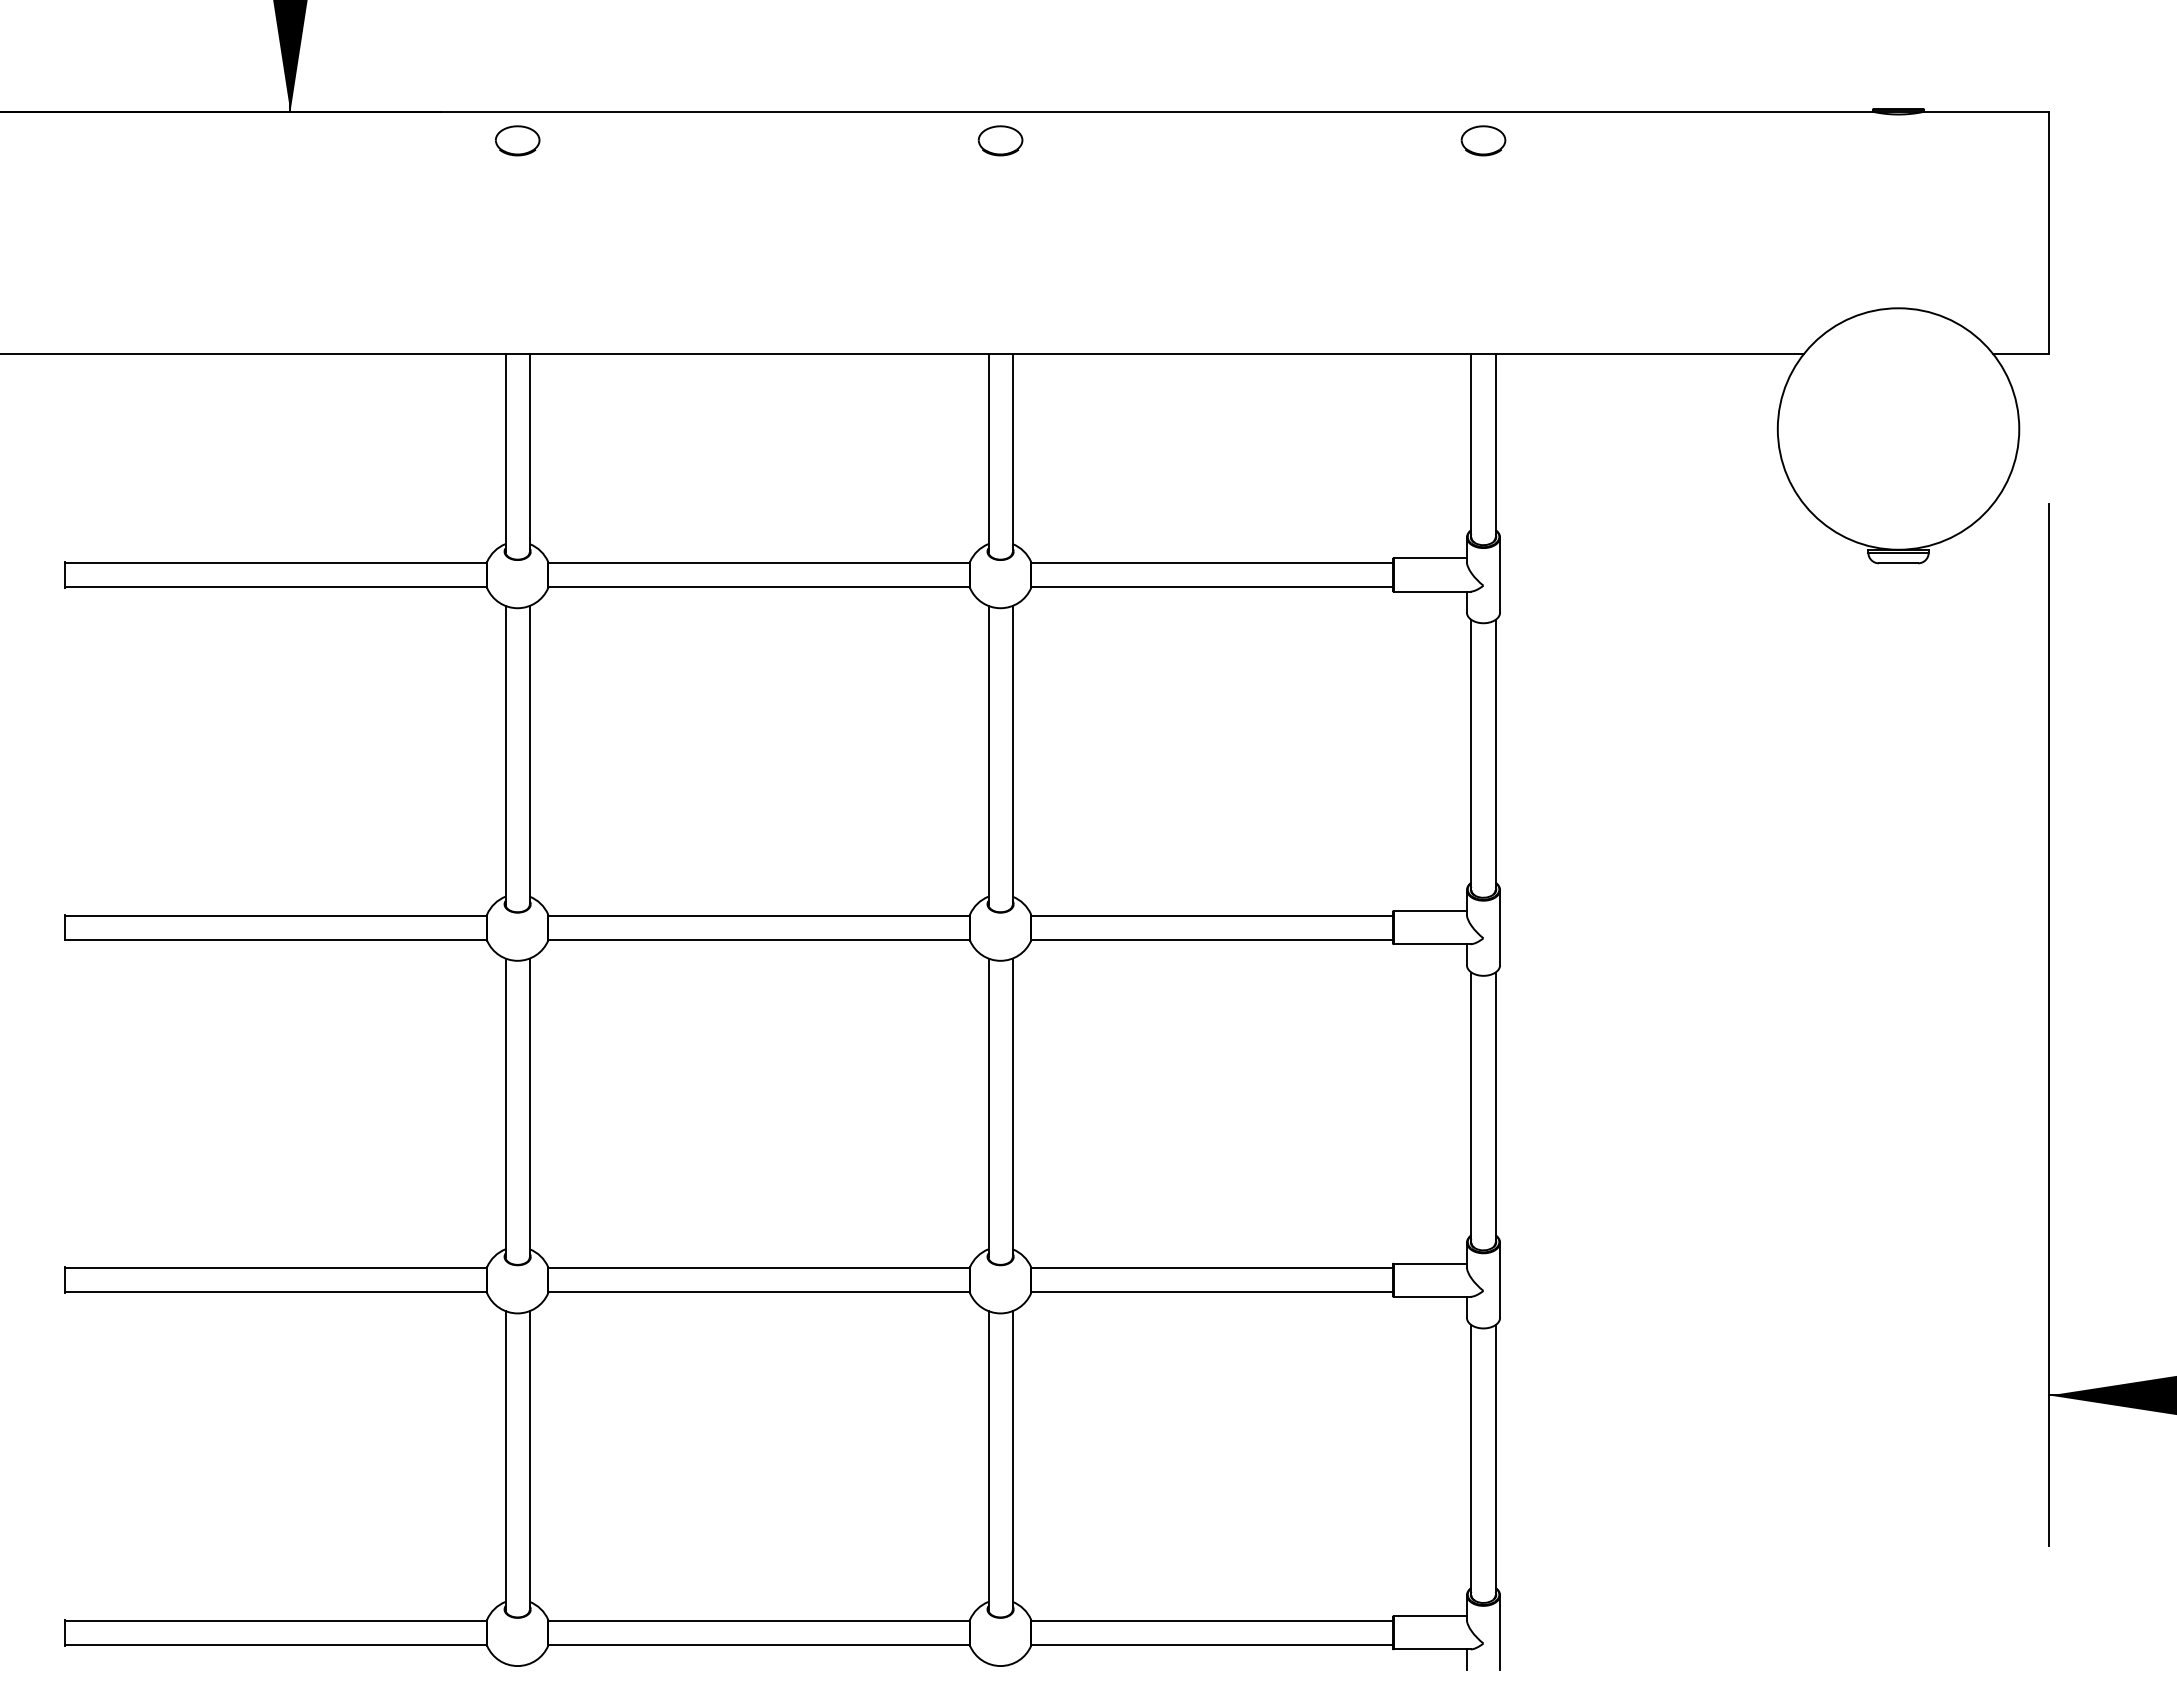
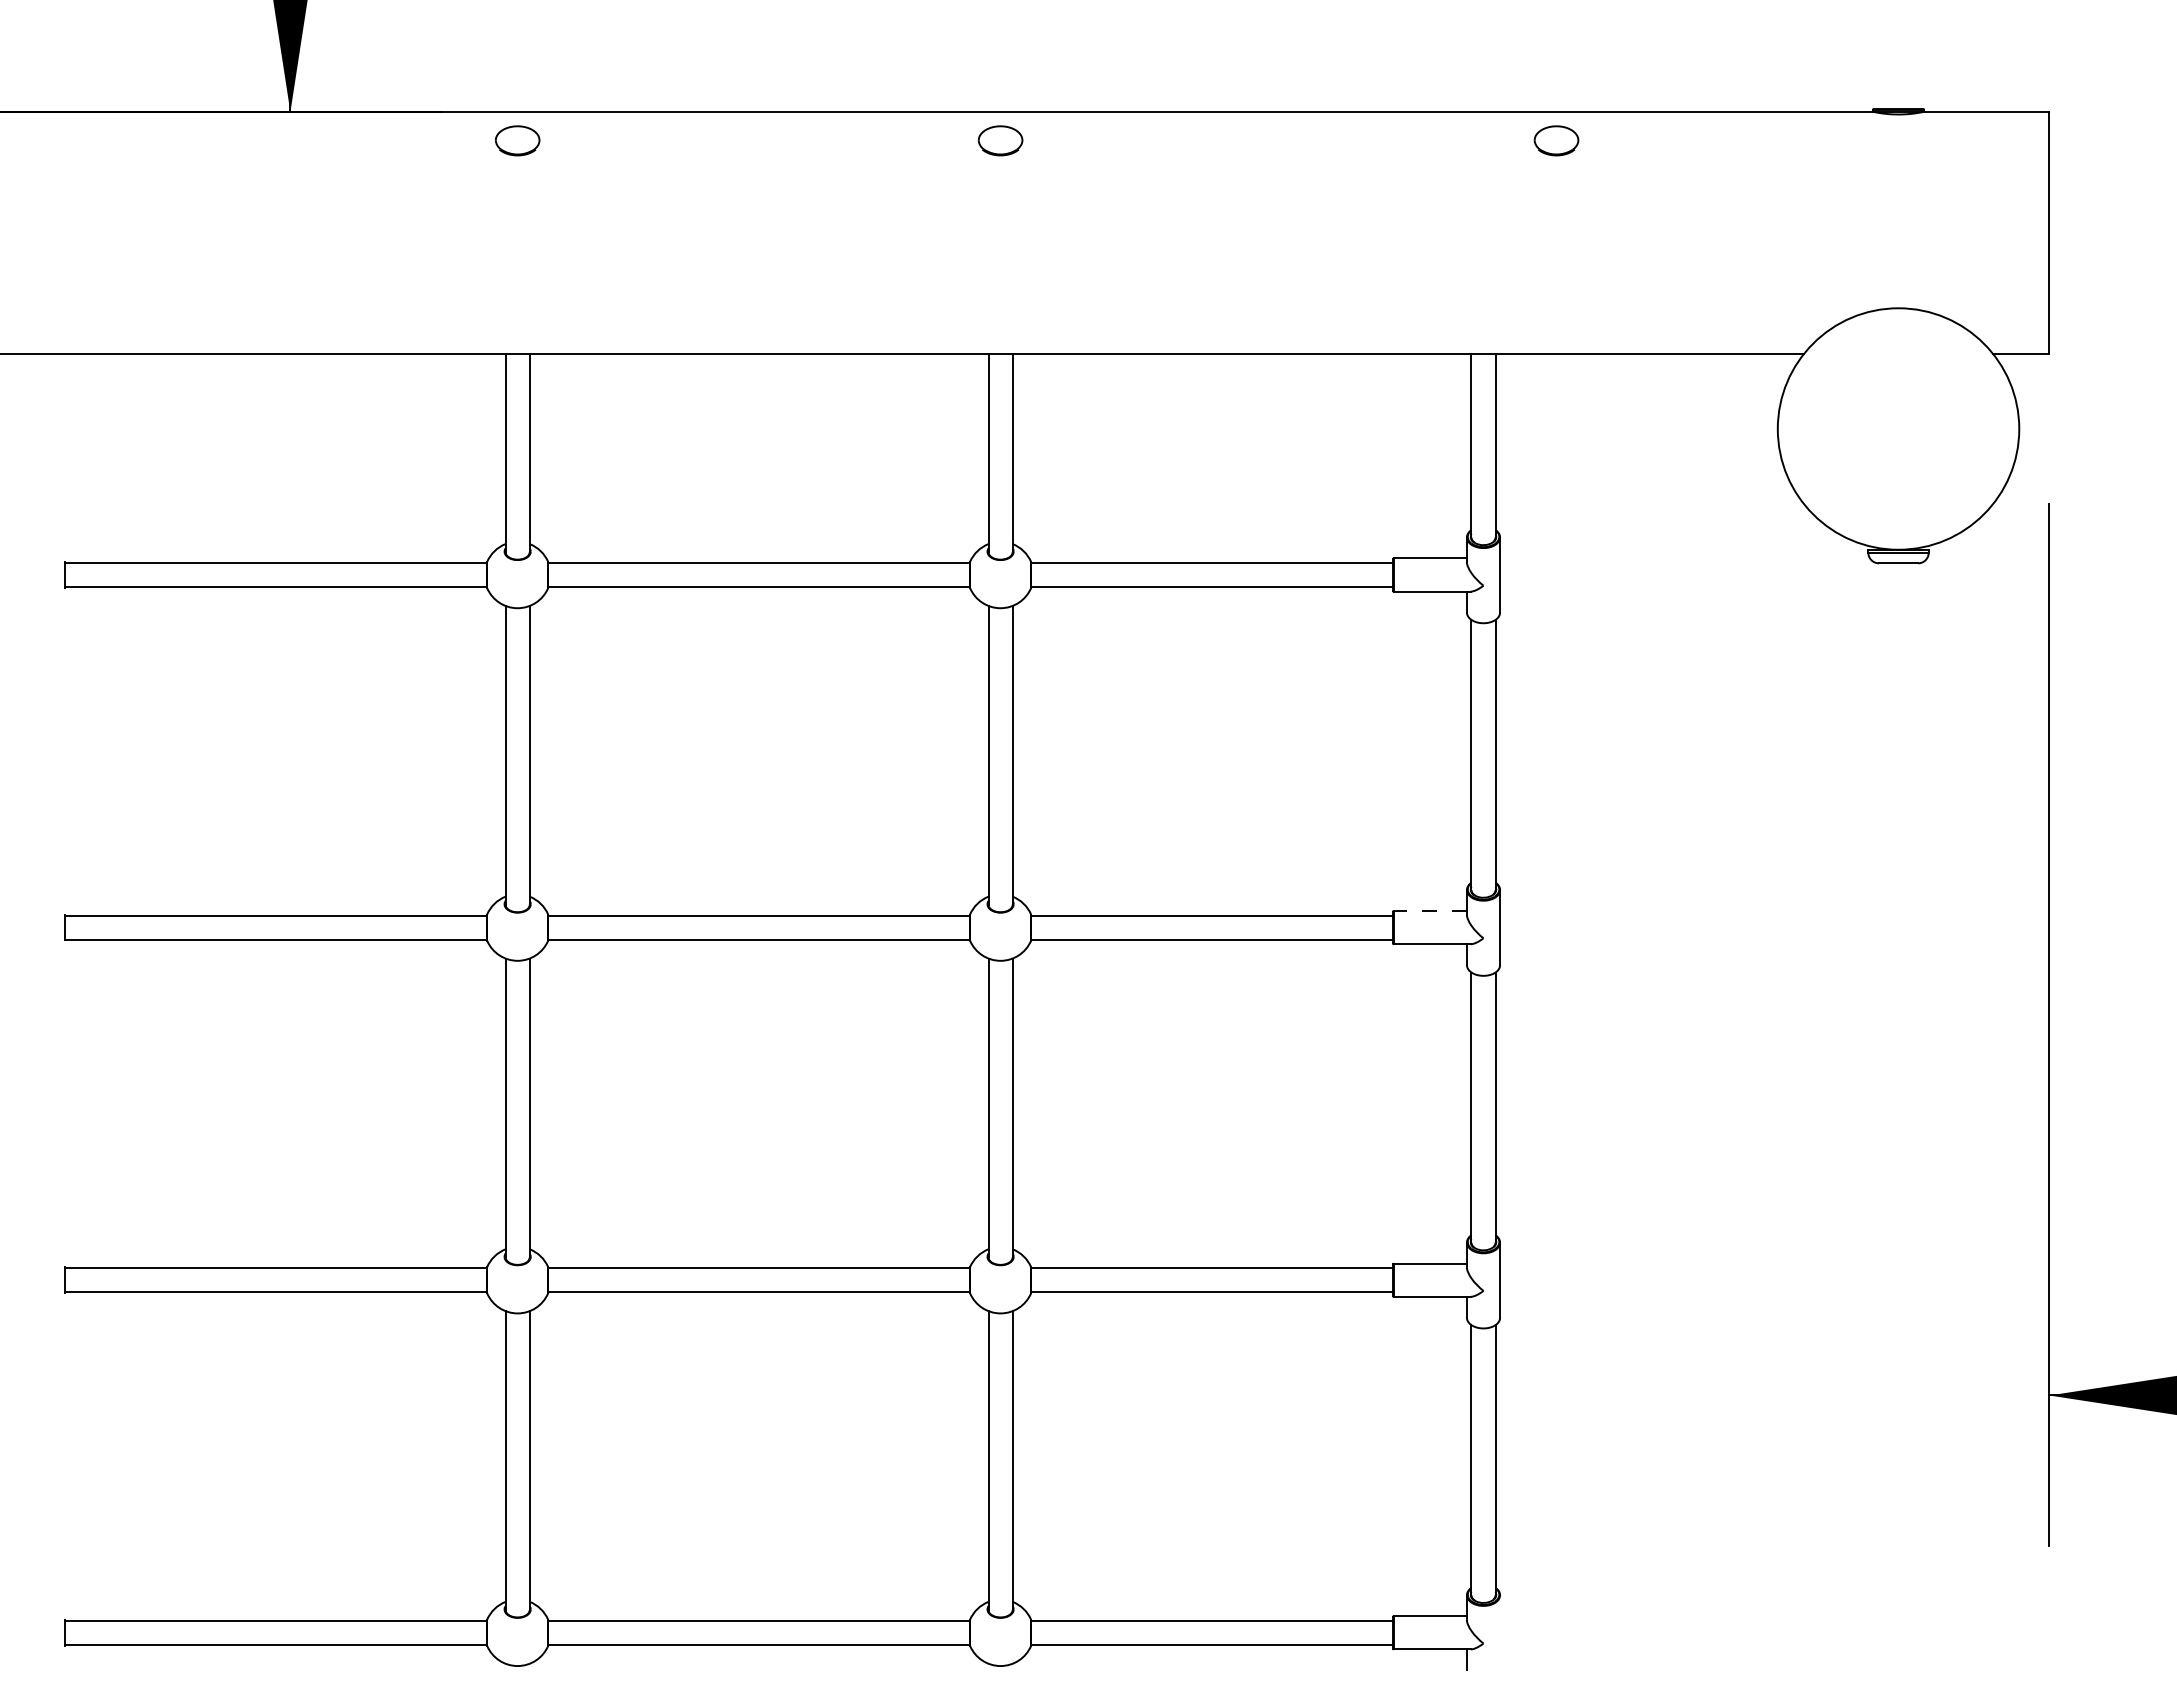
part position: (1483, 140) -> (1556, 140) (1556, 140)
line: solid -> dashed (1430, 911)
line: present -> none (1500, 1632)
